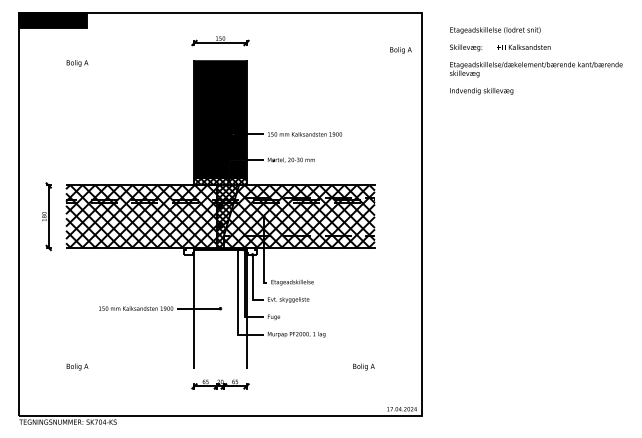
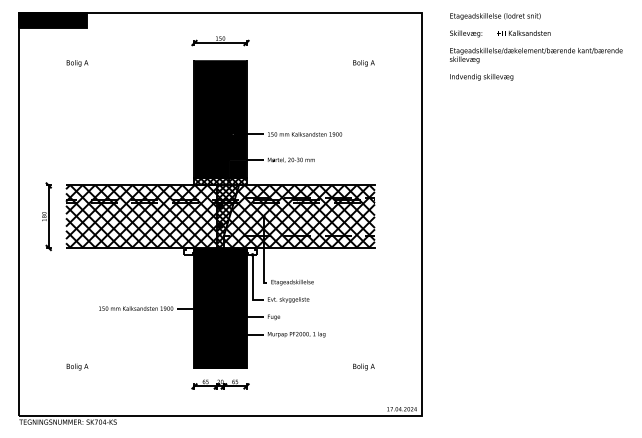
text position: (400, 50) -> (363, 63) (363, 63)
text position: (536, 60) -> (536, 46) (536, 46)
fill: none -> present (220, 309)
